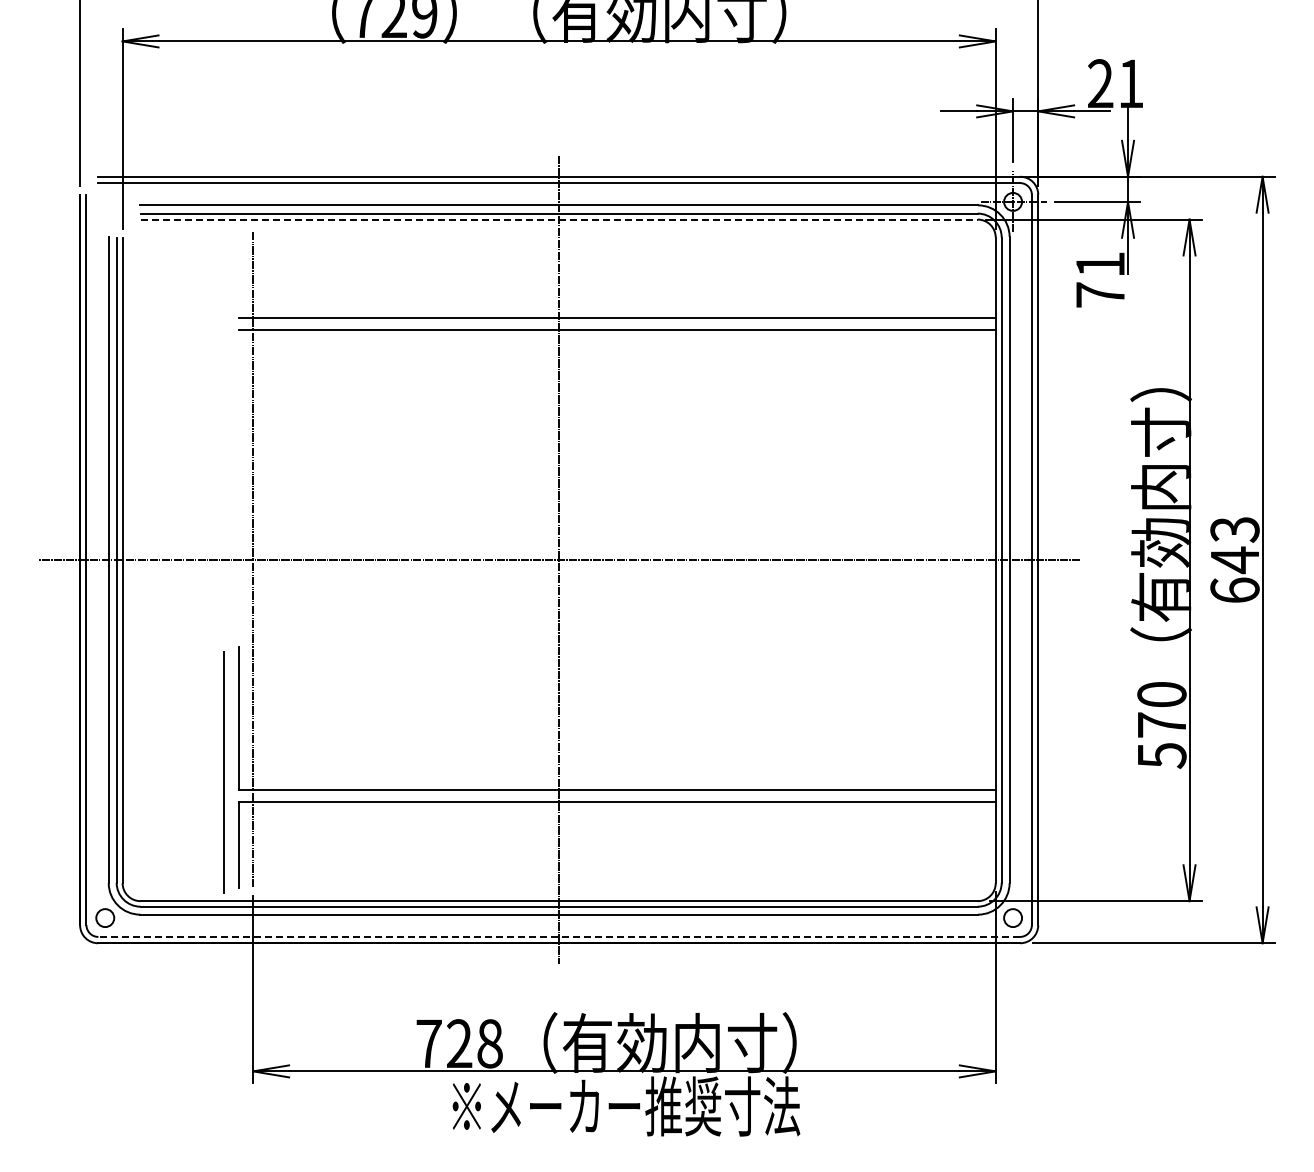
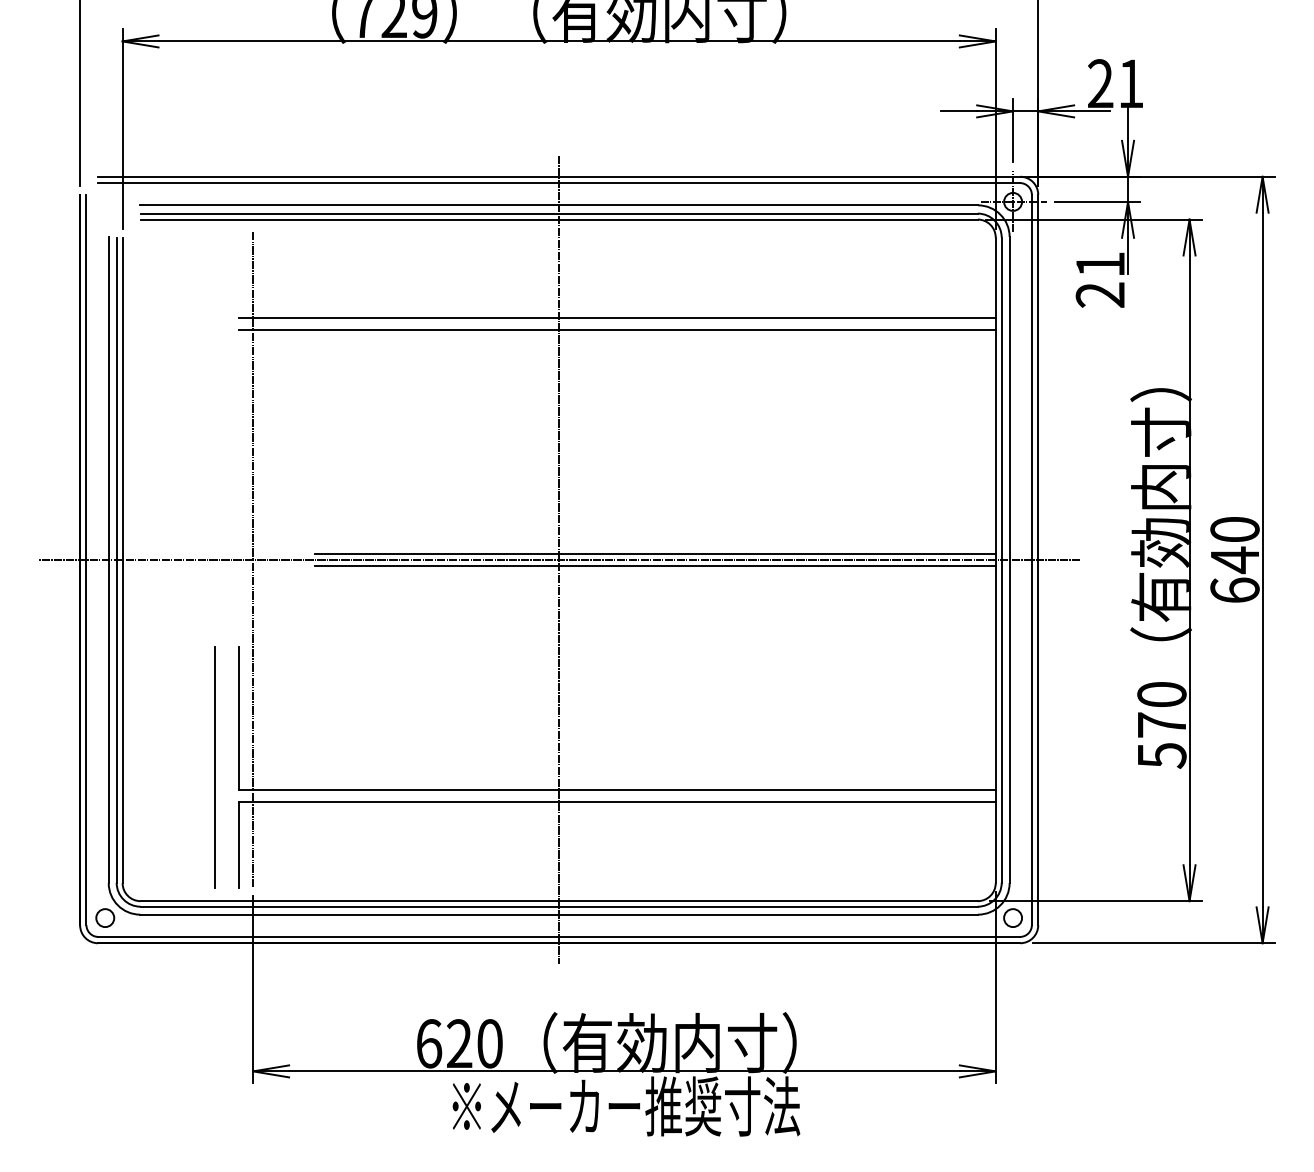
line: dashed -> solid (559, 219)
text: 71 -> 21 (1099, 294)
text: 643 -> 640 (1234, 529)
line: none -> present (654, 554)
line: none -> present (654, 566)
line position: (223, 772) -> (214, 767) (214, 767)
line: dashed -> solid (559, 936)
text: 728 -> 620 (459, 1043)
